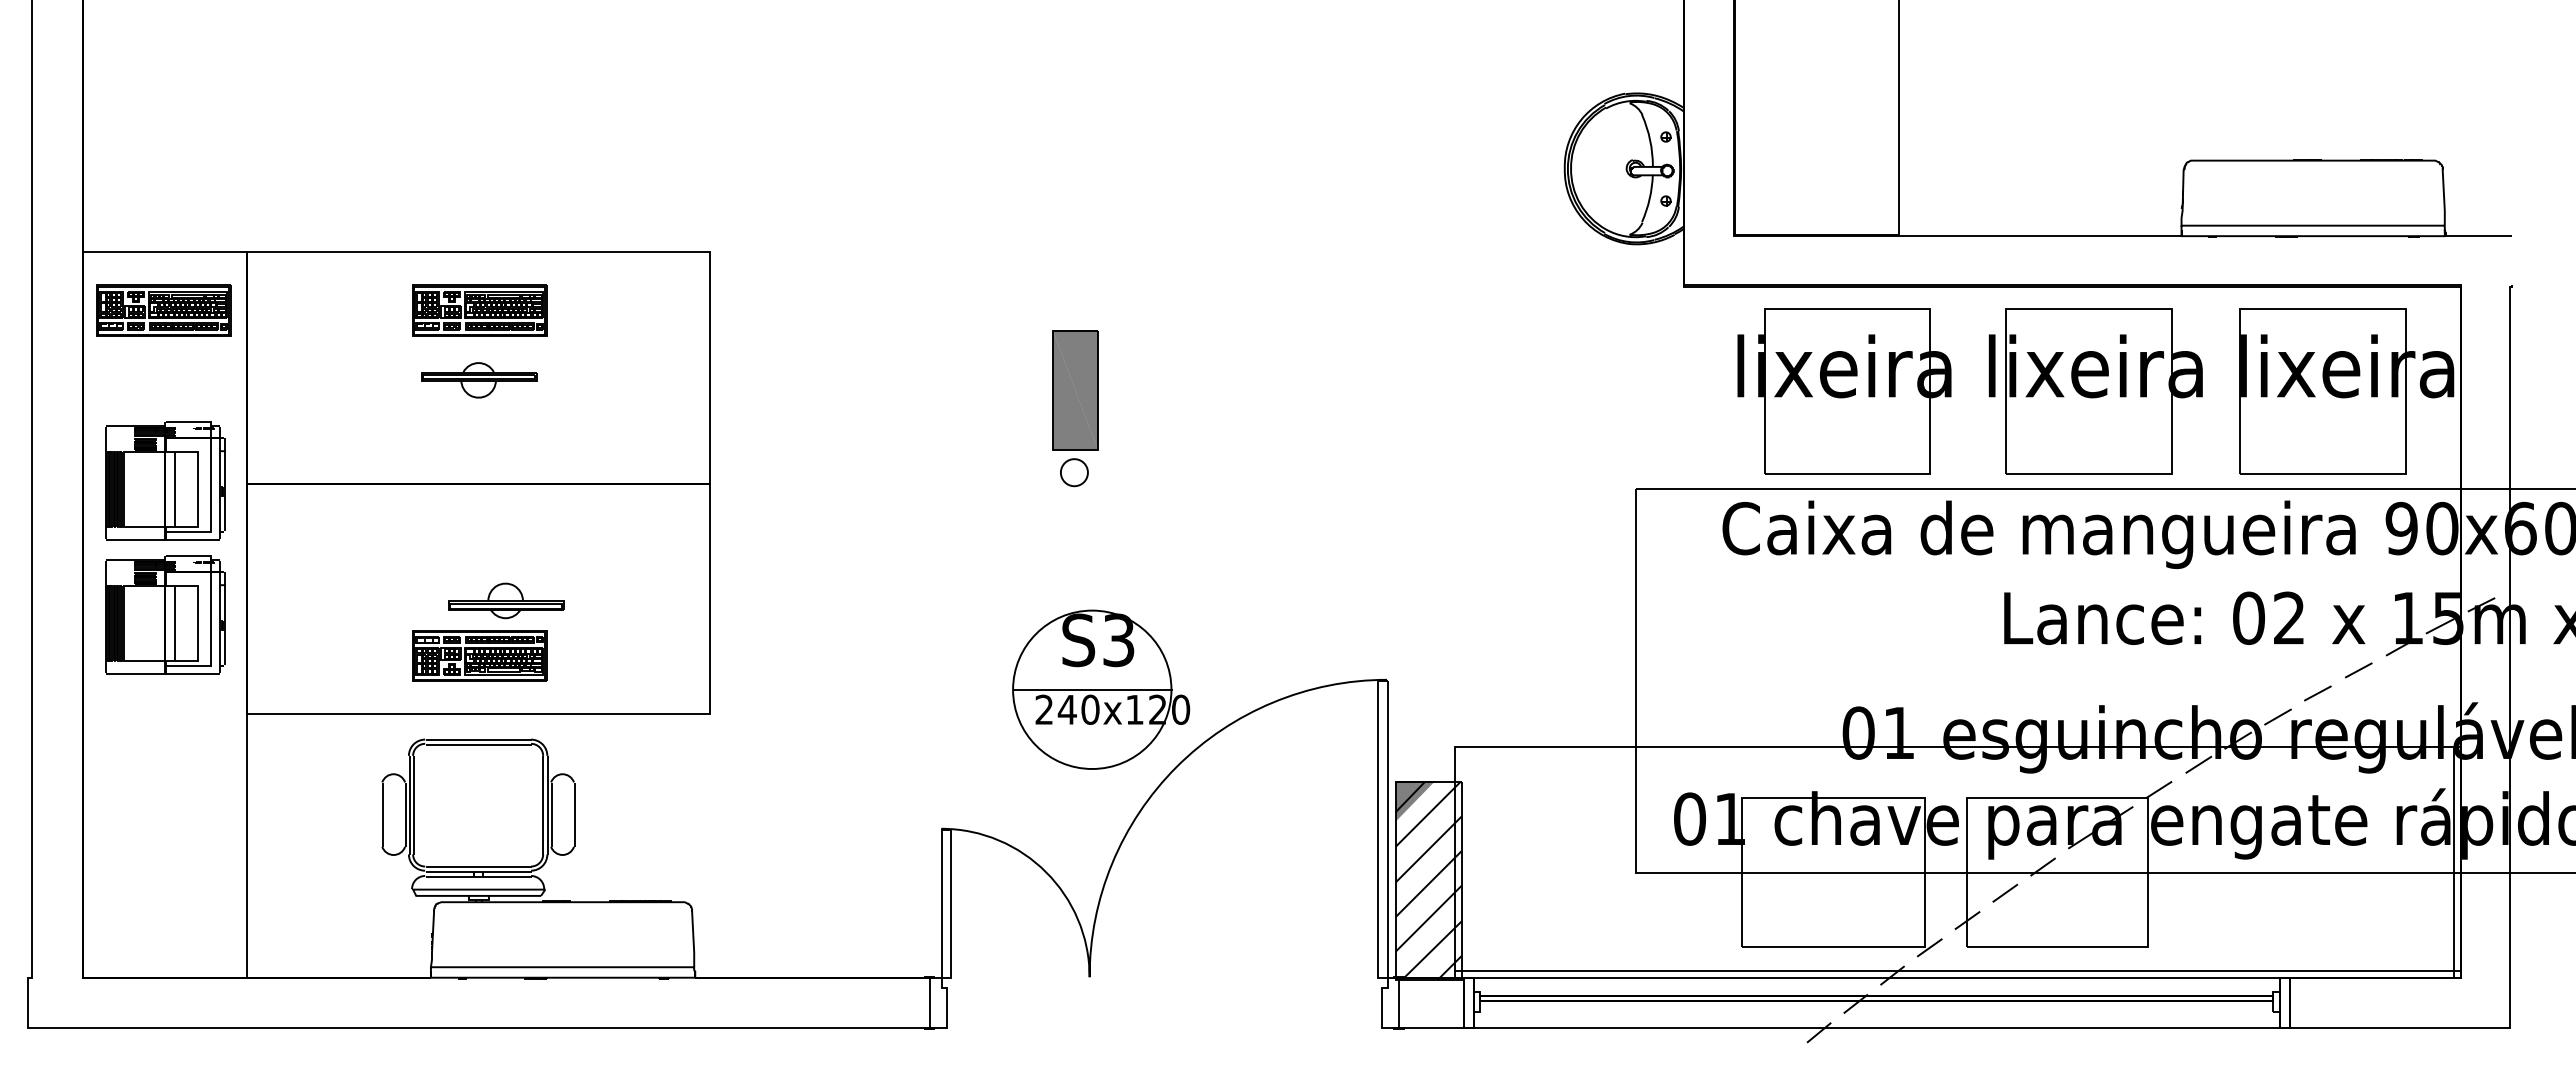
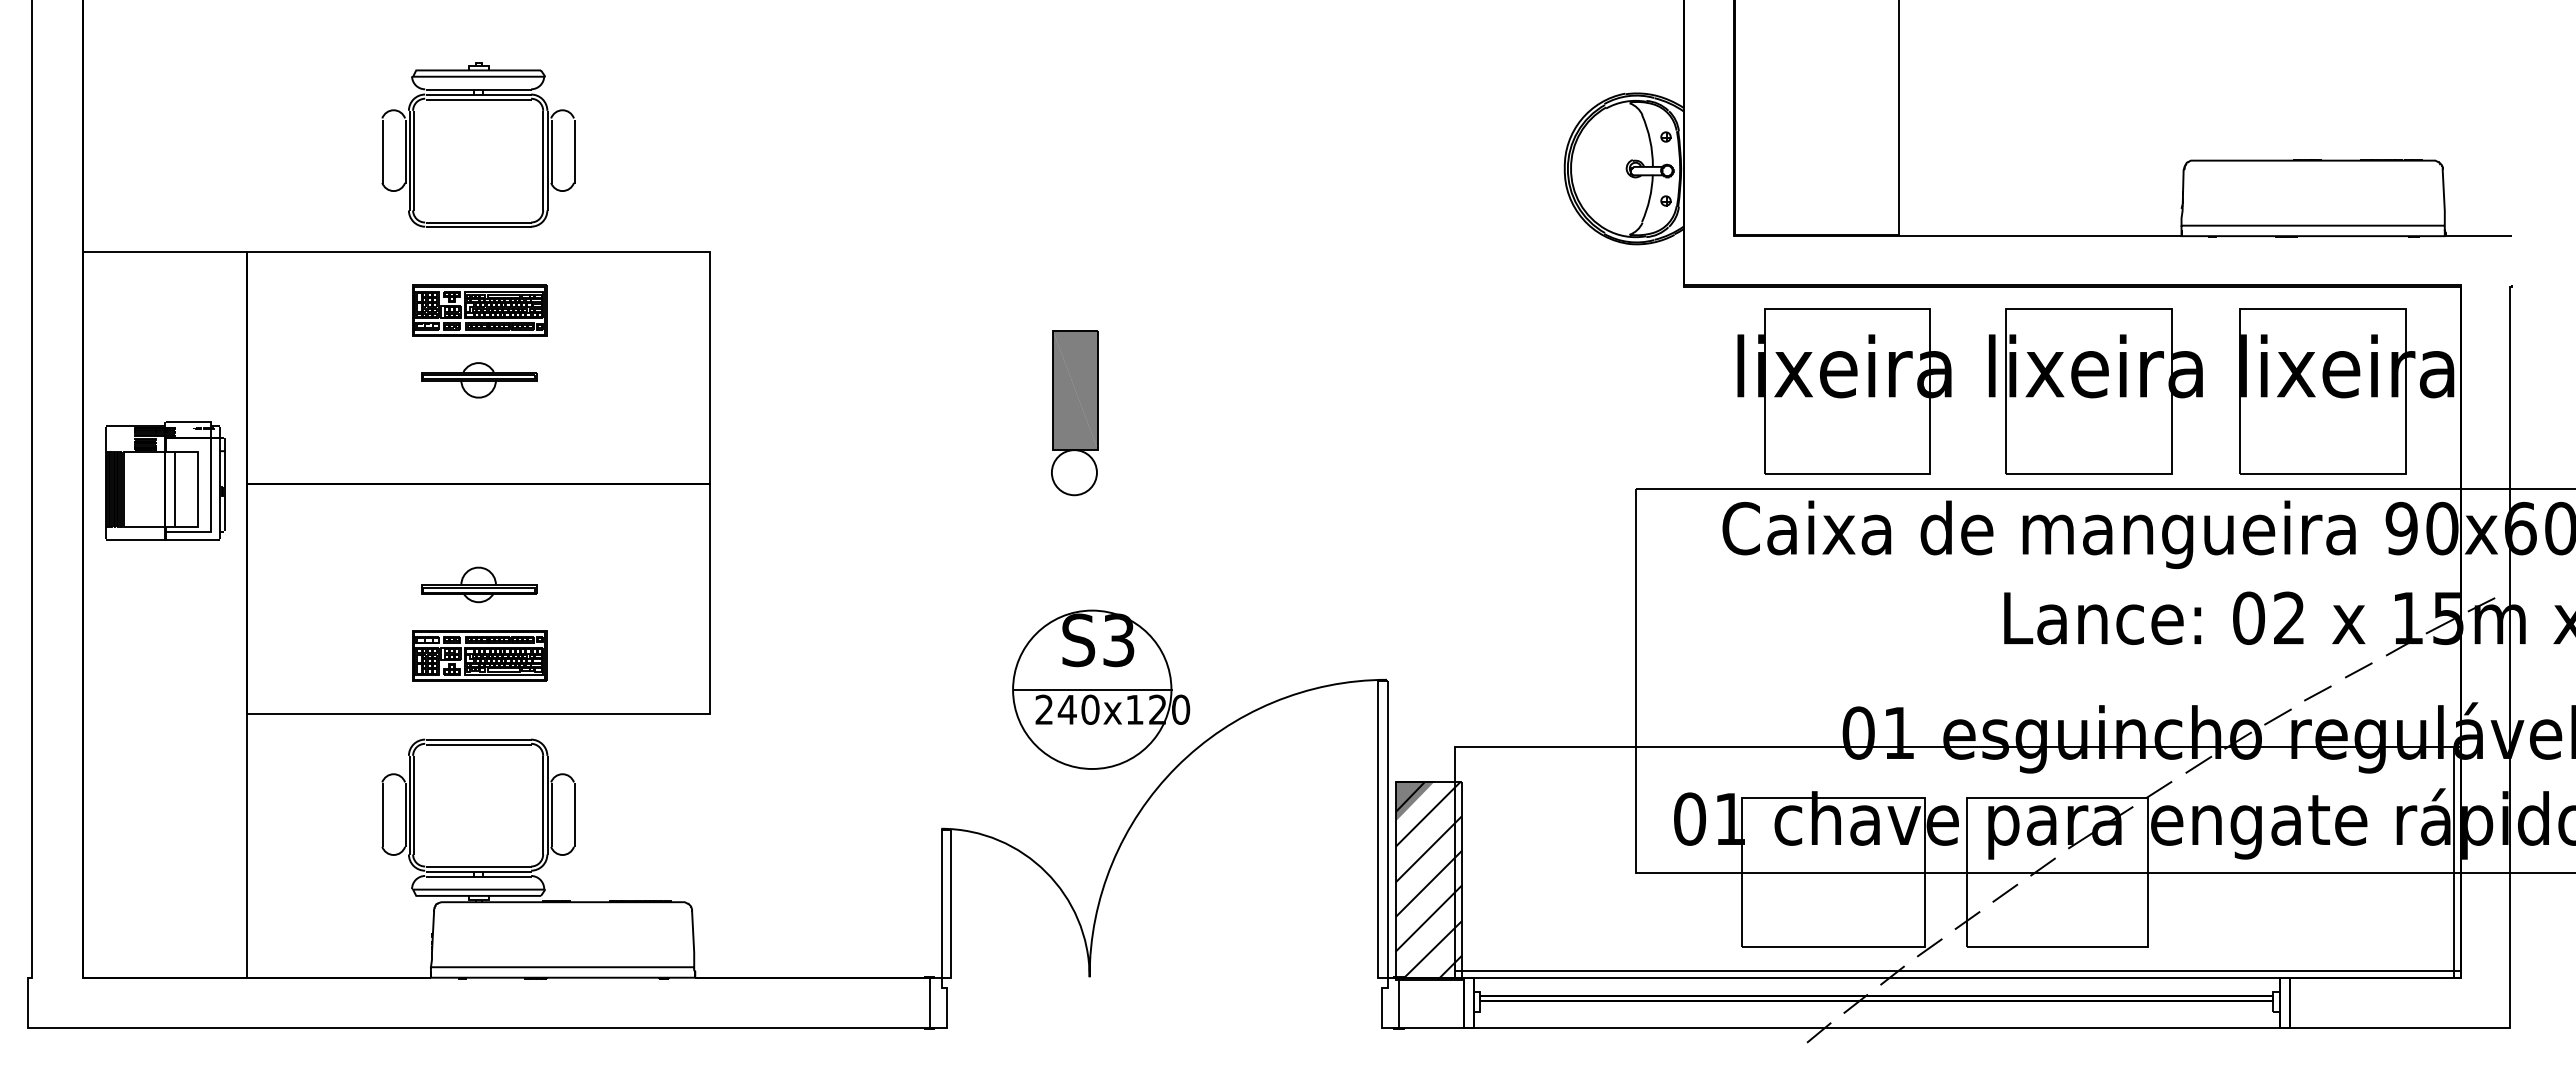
part: none -> present (478, 144)
part: present -> none (163, 310)
circle diameter: 27 px -> 45 px (1073, 472)
part position: (506, 600) -> (479, 584) (479, 584)
part: present -> none (165, 614)
